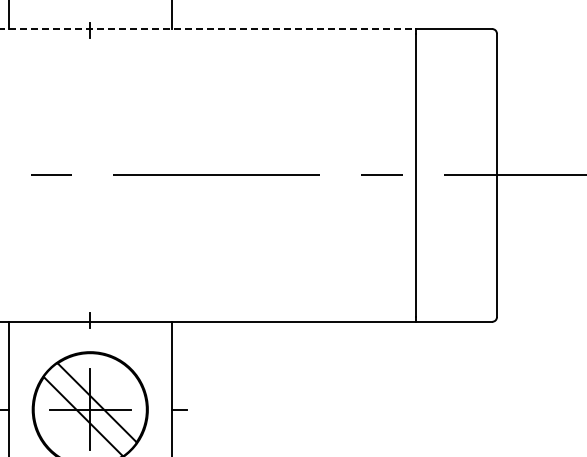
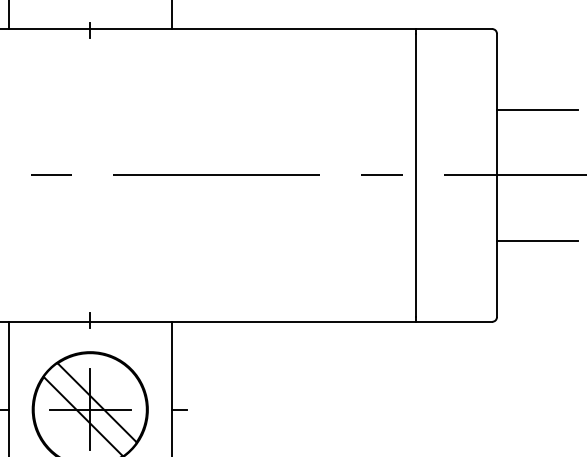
line: dashed -> solid (208, 29)
line: none -> present (537, 110)
line: none -> present (537, 240)
